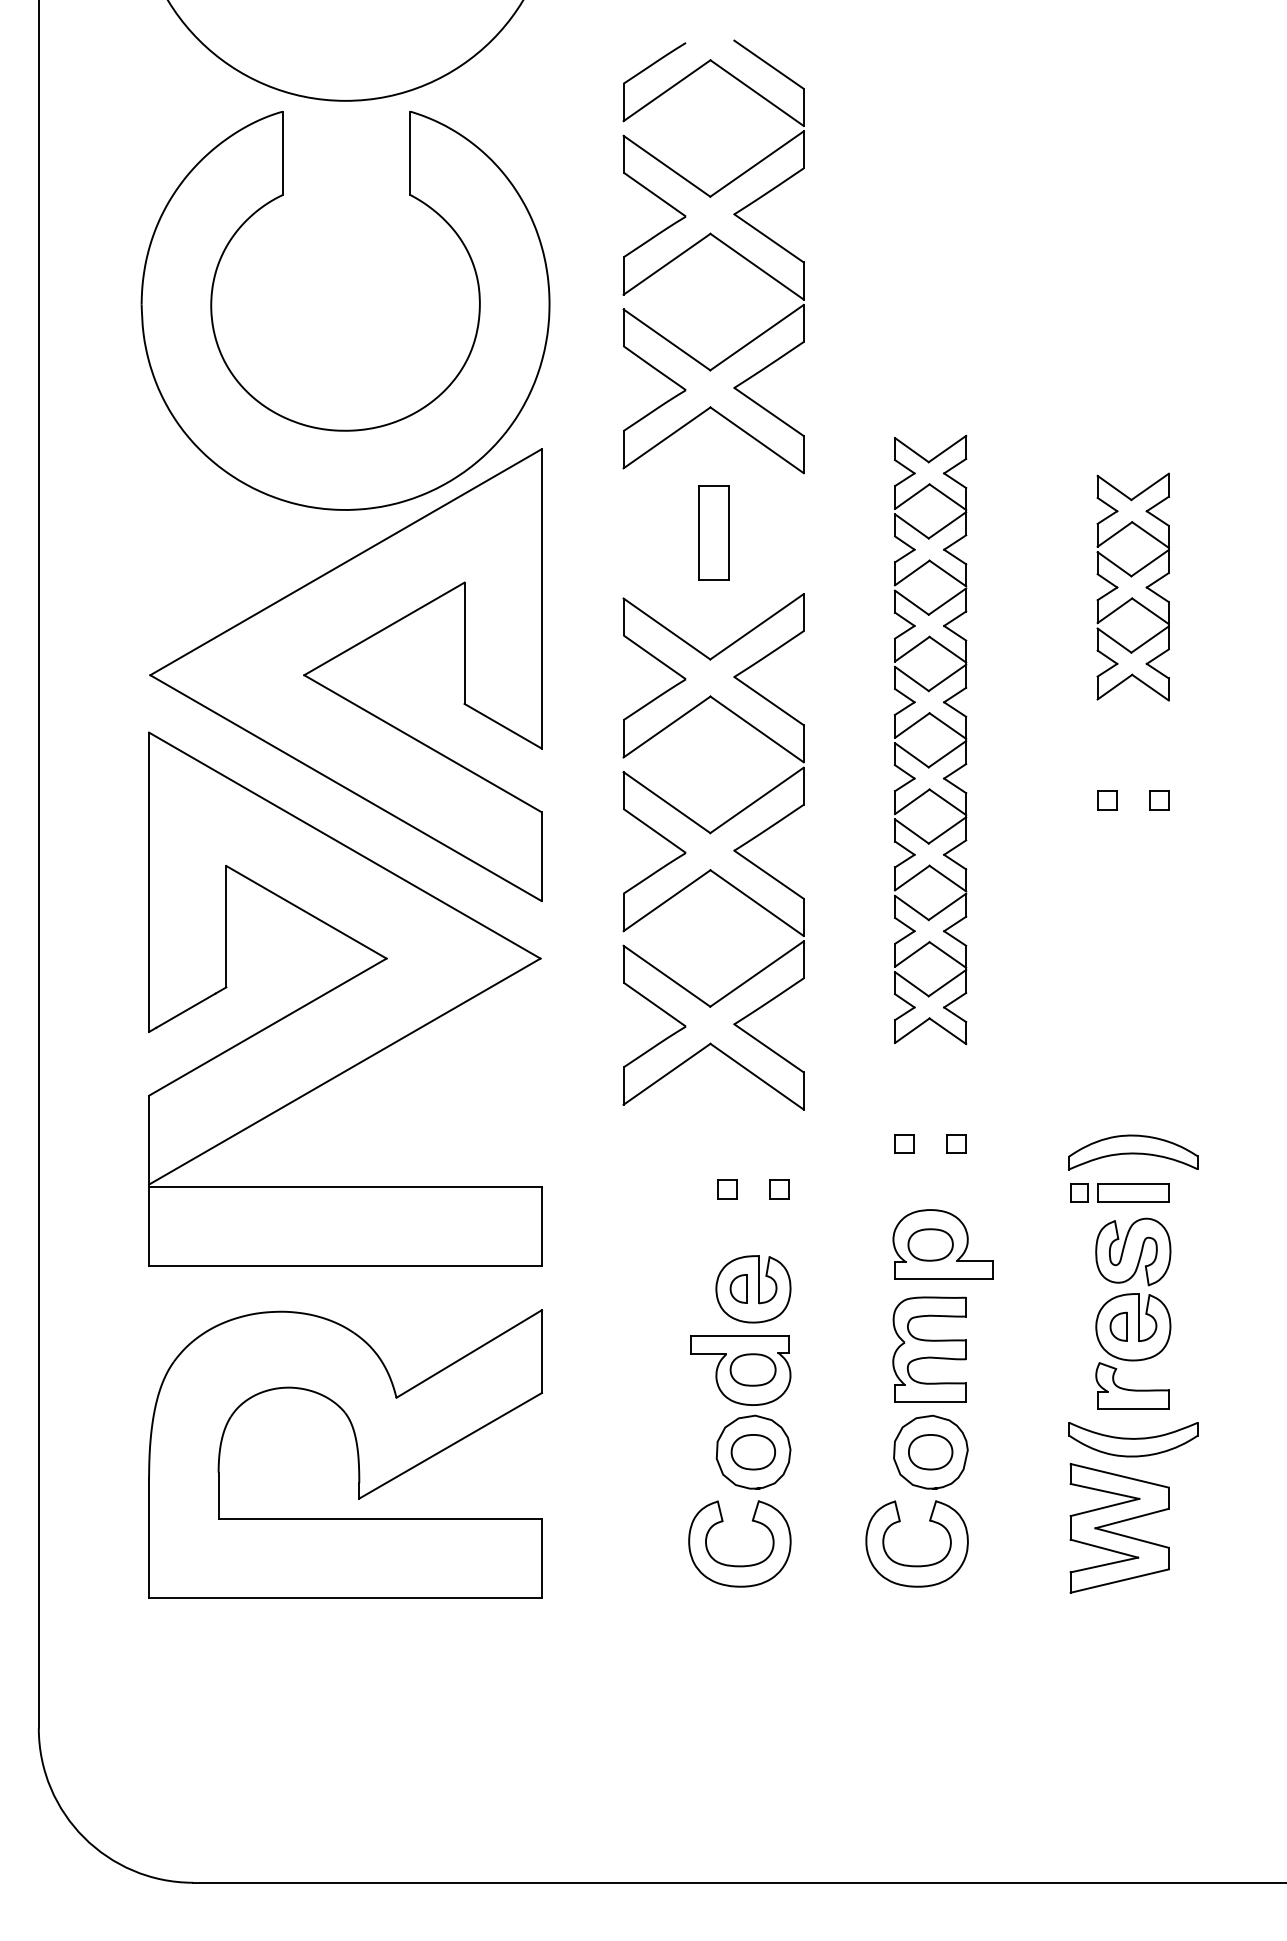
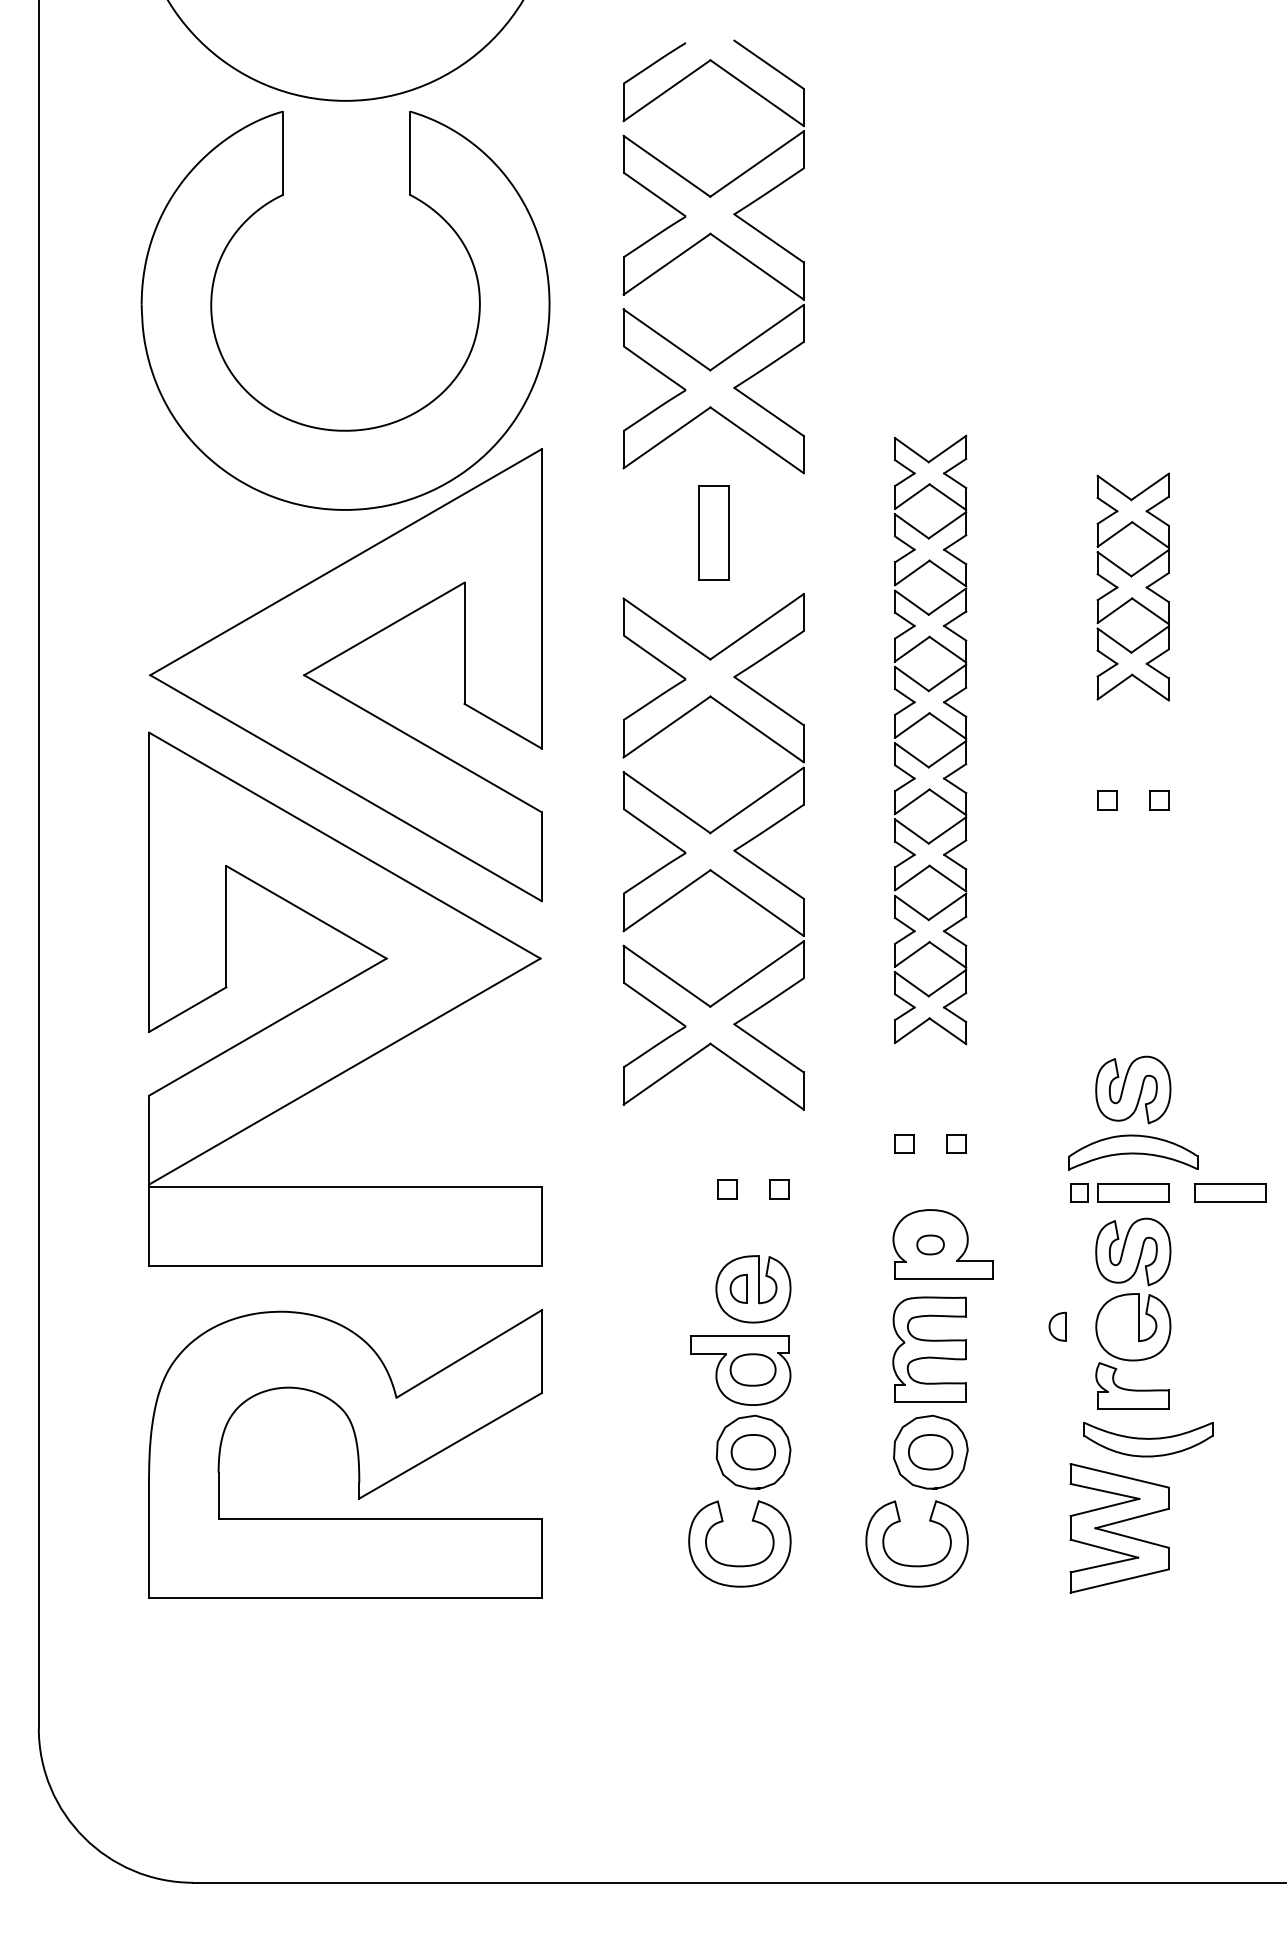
part: none -> present (1133, 1089)
part: none -> present (1230, 1192)
part size: 47x34 px -> 29x22 px (930, 1244)
part position: (1118, 1326) -> (1057, 1326) (1057, 1326)
part position: (1133, 1439) -> (1148, 1439) (1148, 1439)
